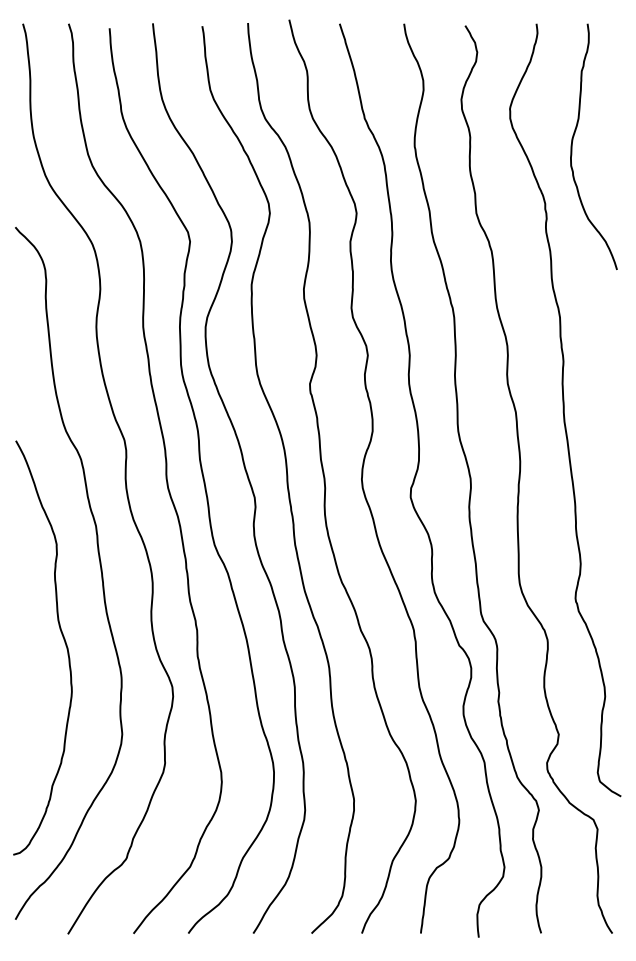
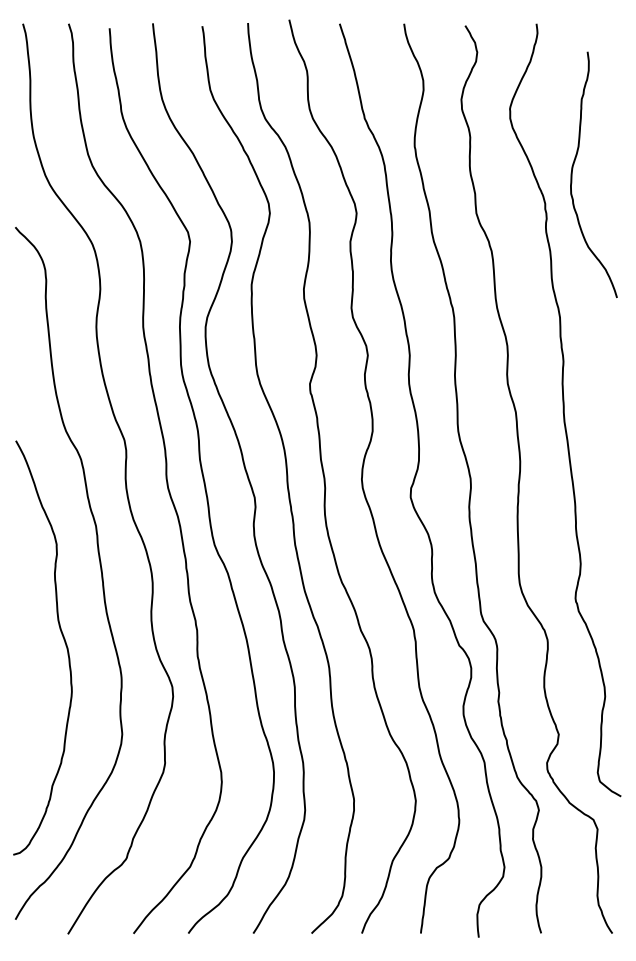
curve position: (573, 140) -> (573, 168) (573, 168)
